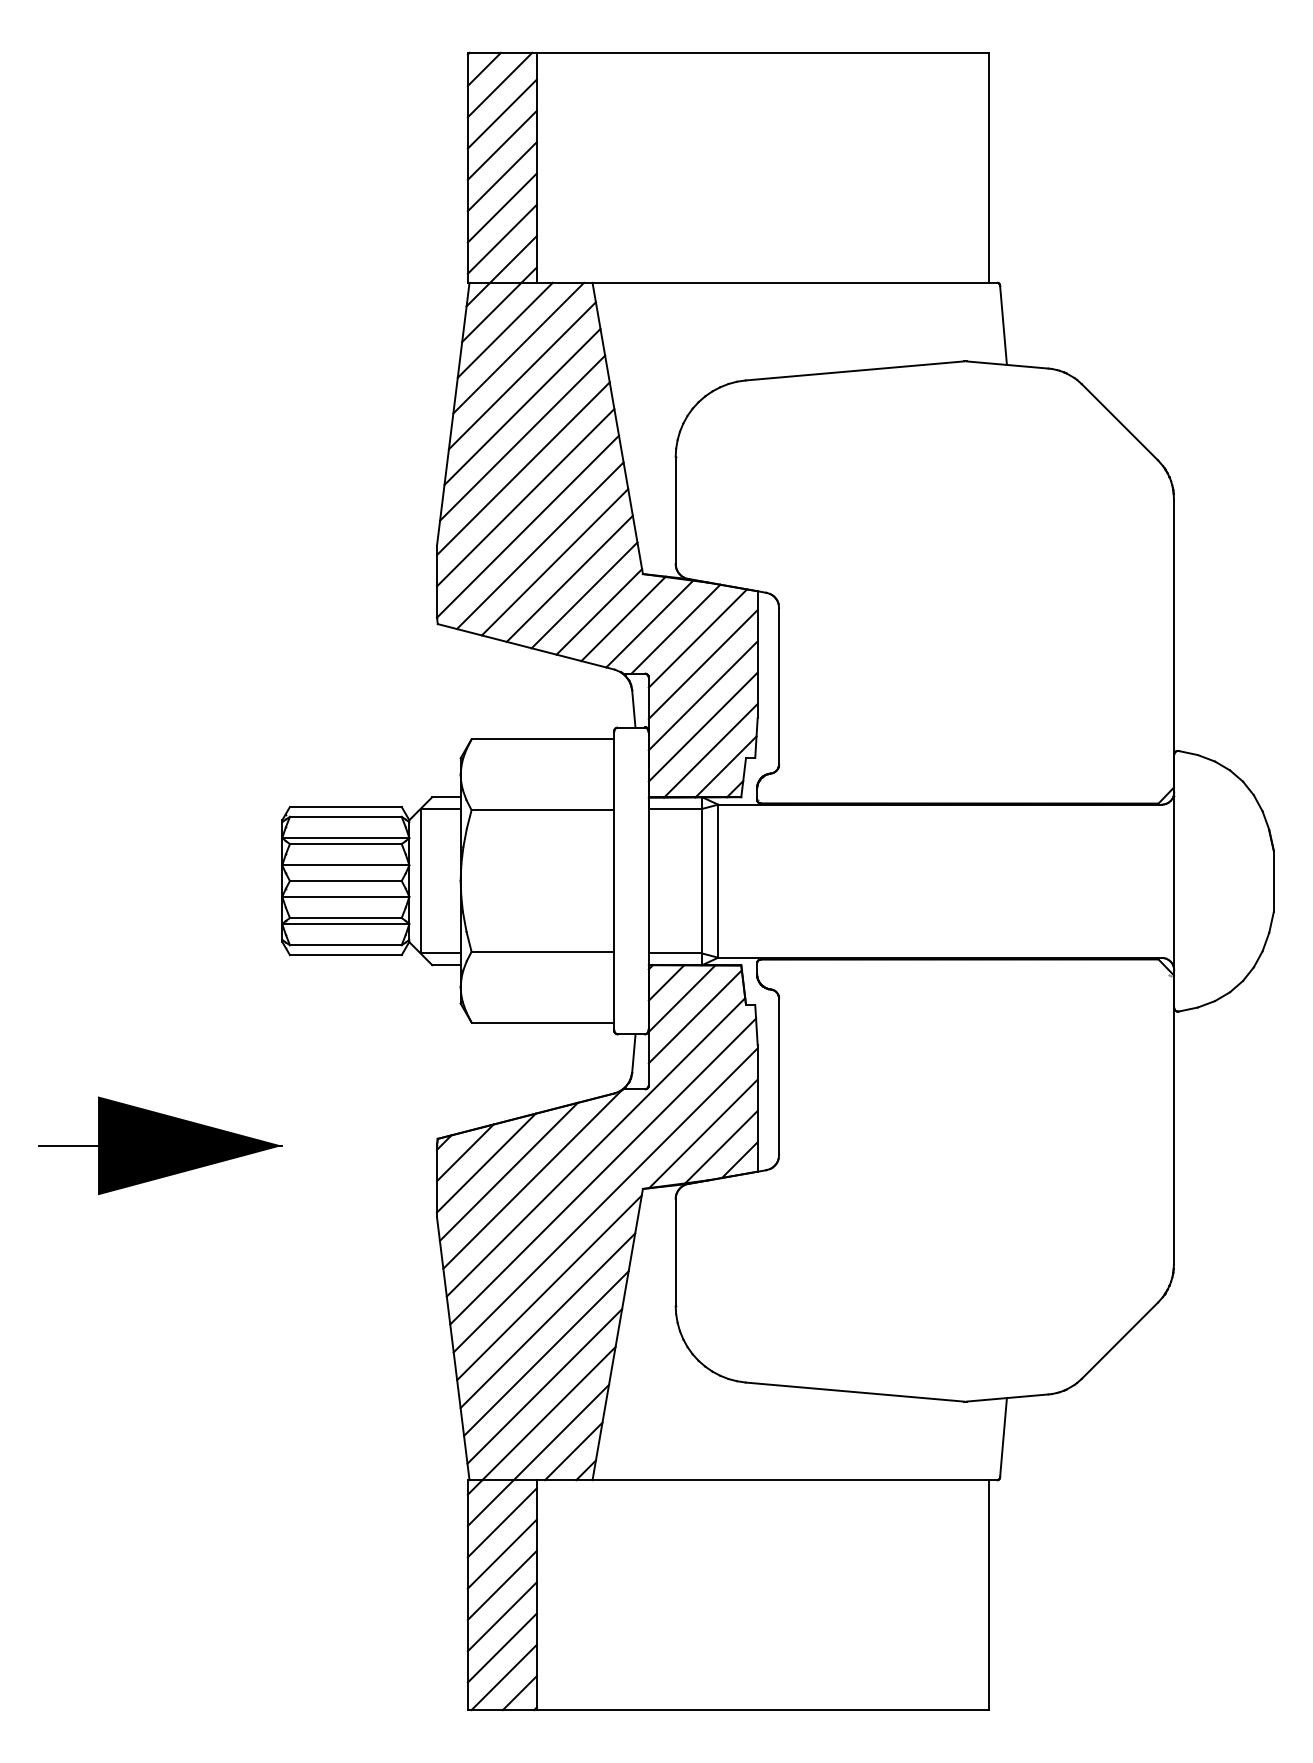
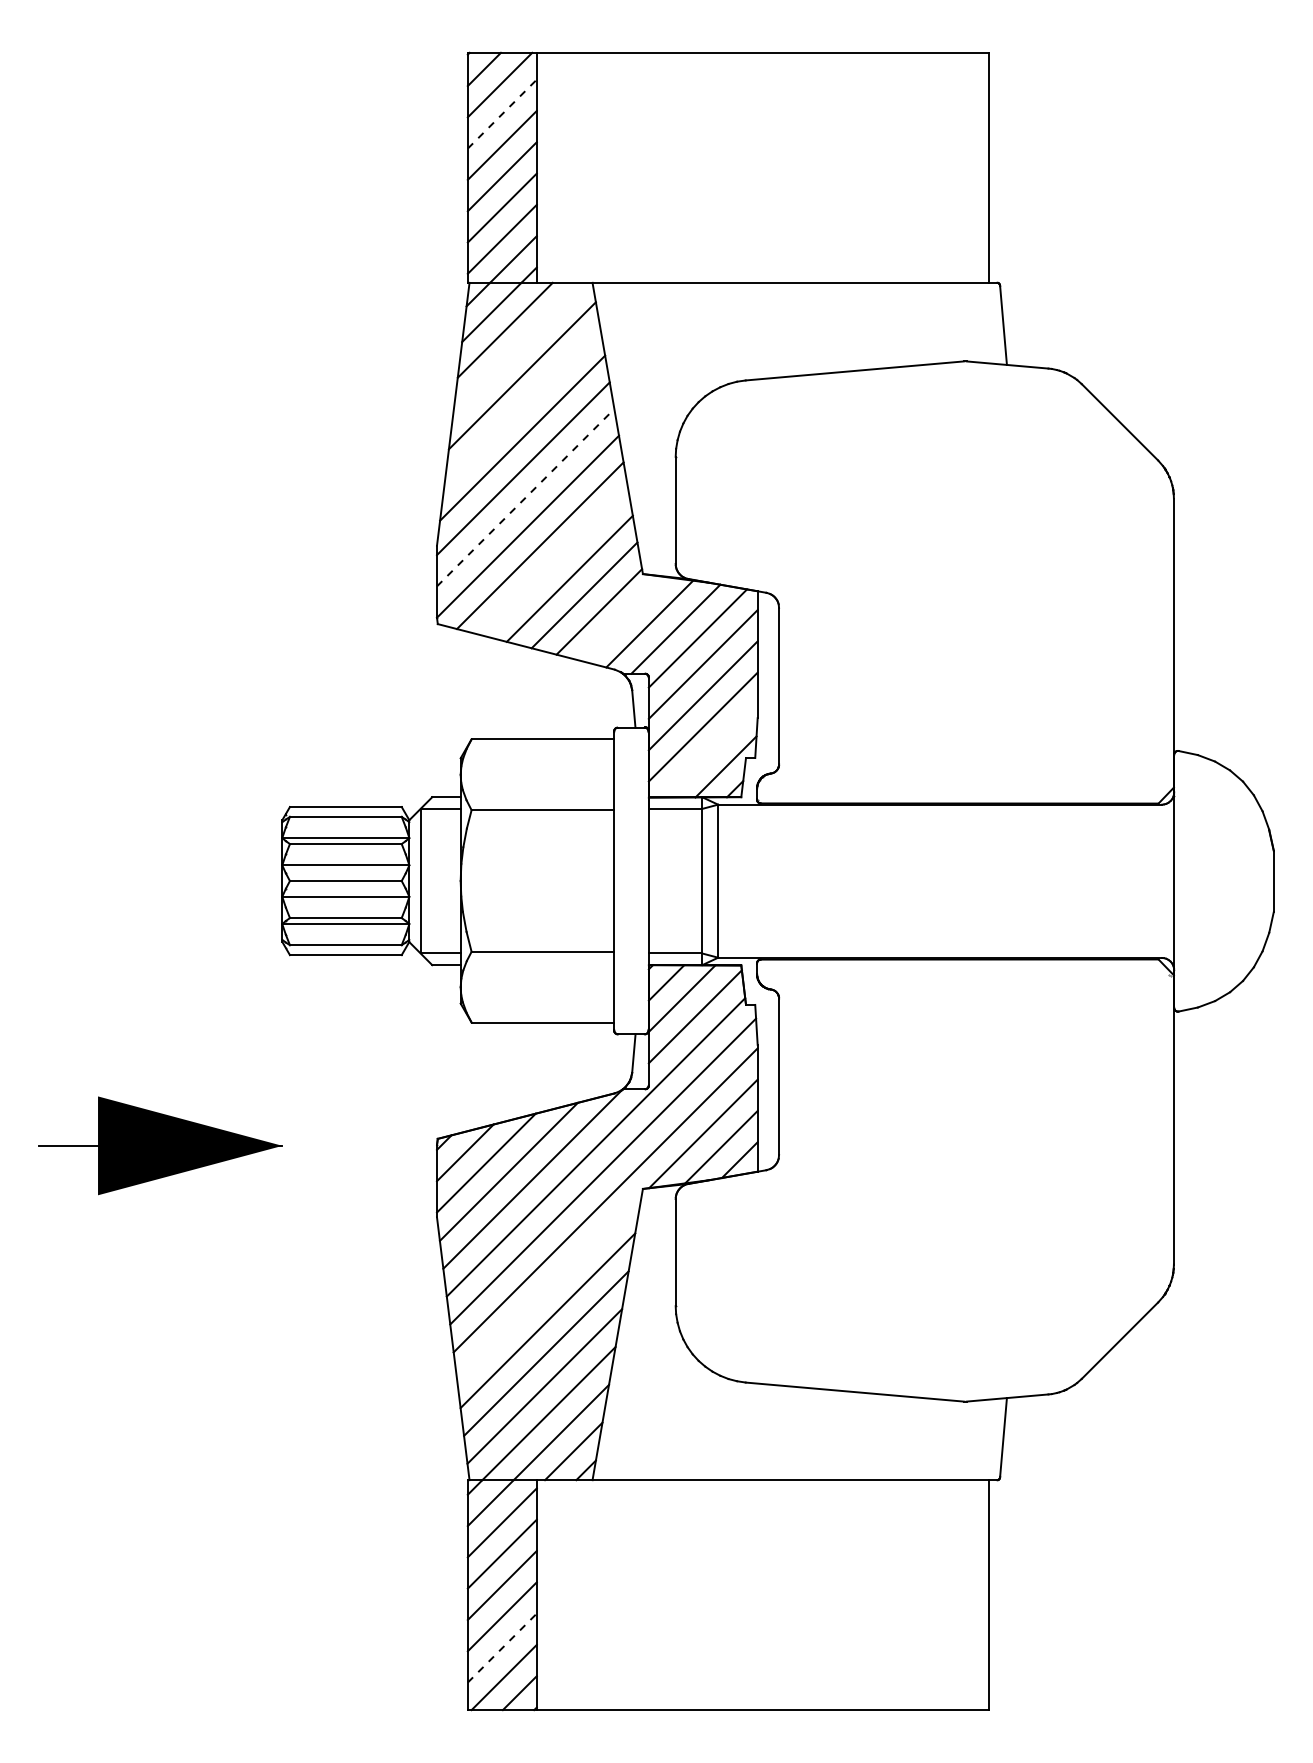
line: solid -> dashed (502, 114)
line: present -> none (518, 347)
line: present -> none (522, 406)
line: solid -> dashed (526, 497)
line: present -> none (554, 562)
line: present -> none (623, 618)
line: present -> none (710, 750)
line: present -> none (549, 1287)
line: solid -> dashed (502, 1648)
